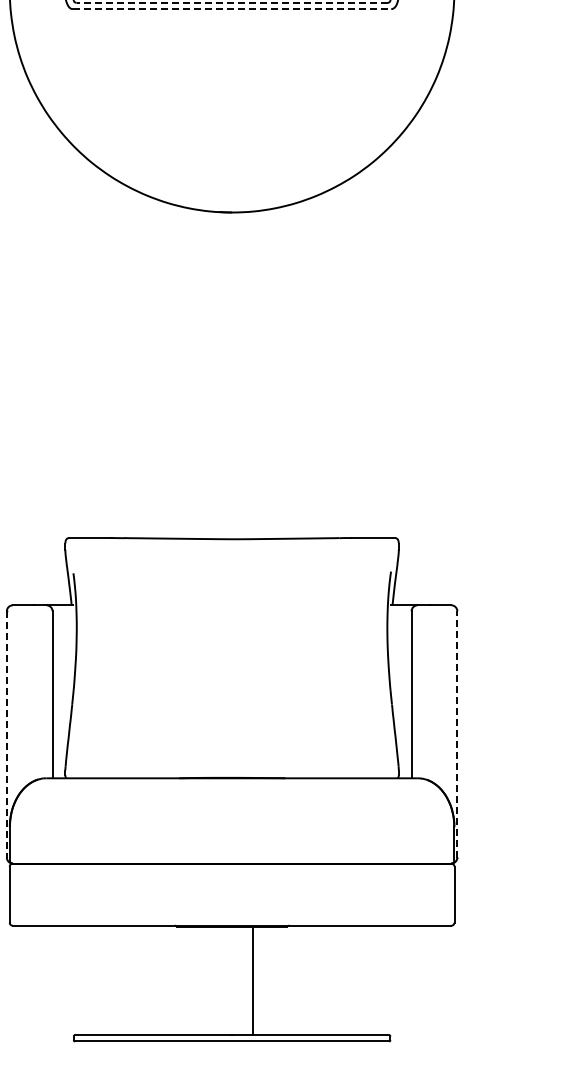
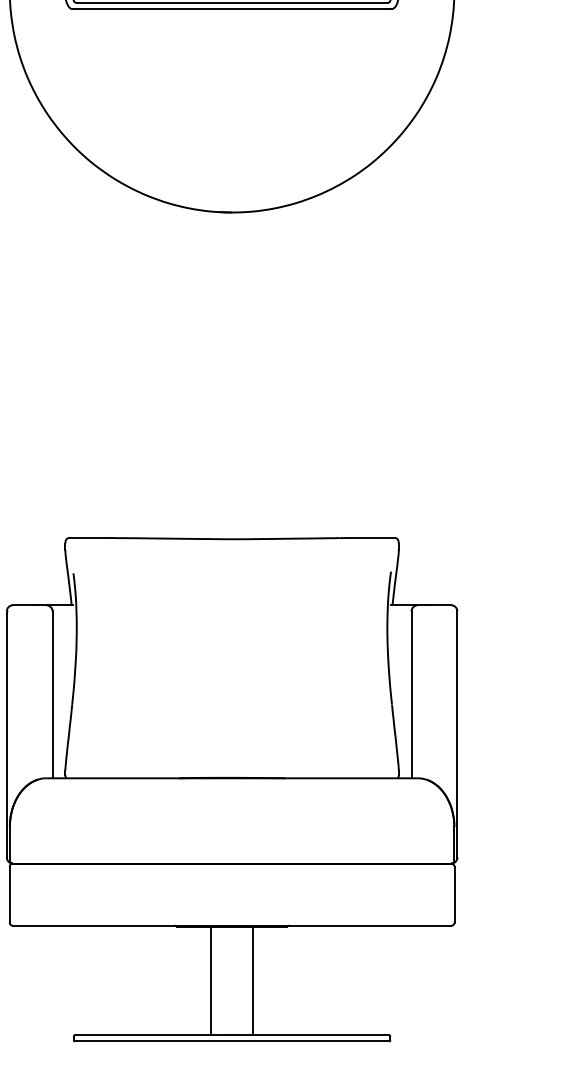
line: dashed -> solid (231, 2)
line: dashed -> solid (232, 9)
line: dashed -> solid (457, 733)
line: dashed -> solid (6, 734)
line: none -> present (211, 980)
